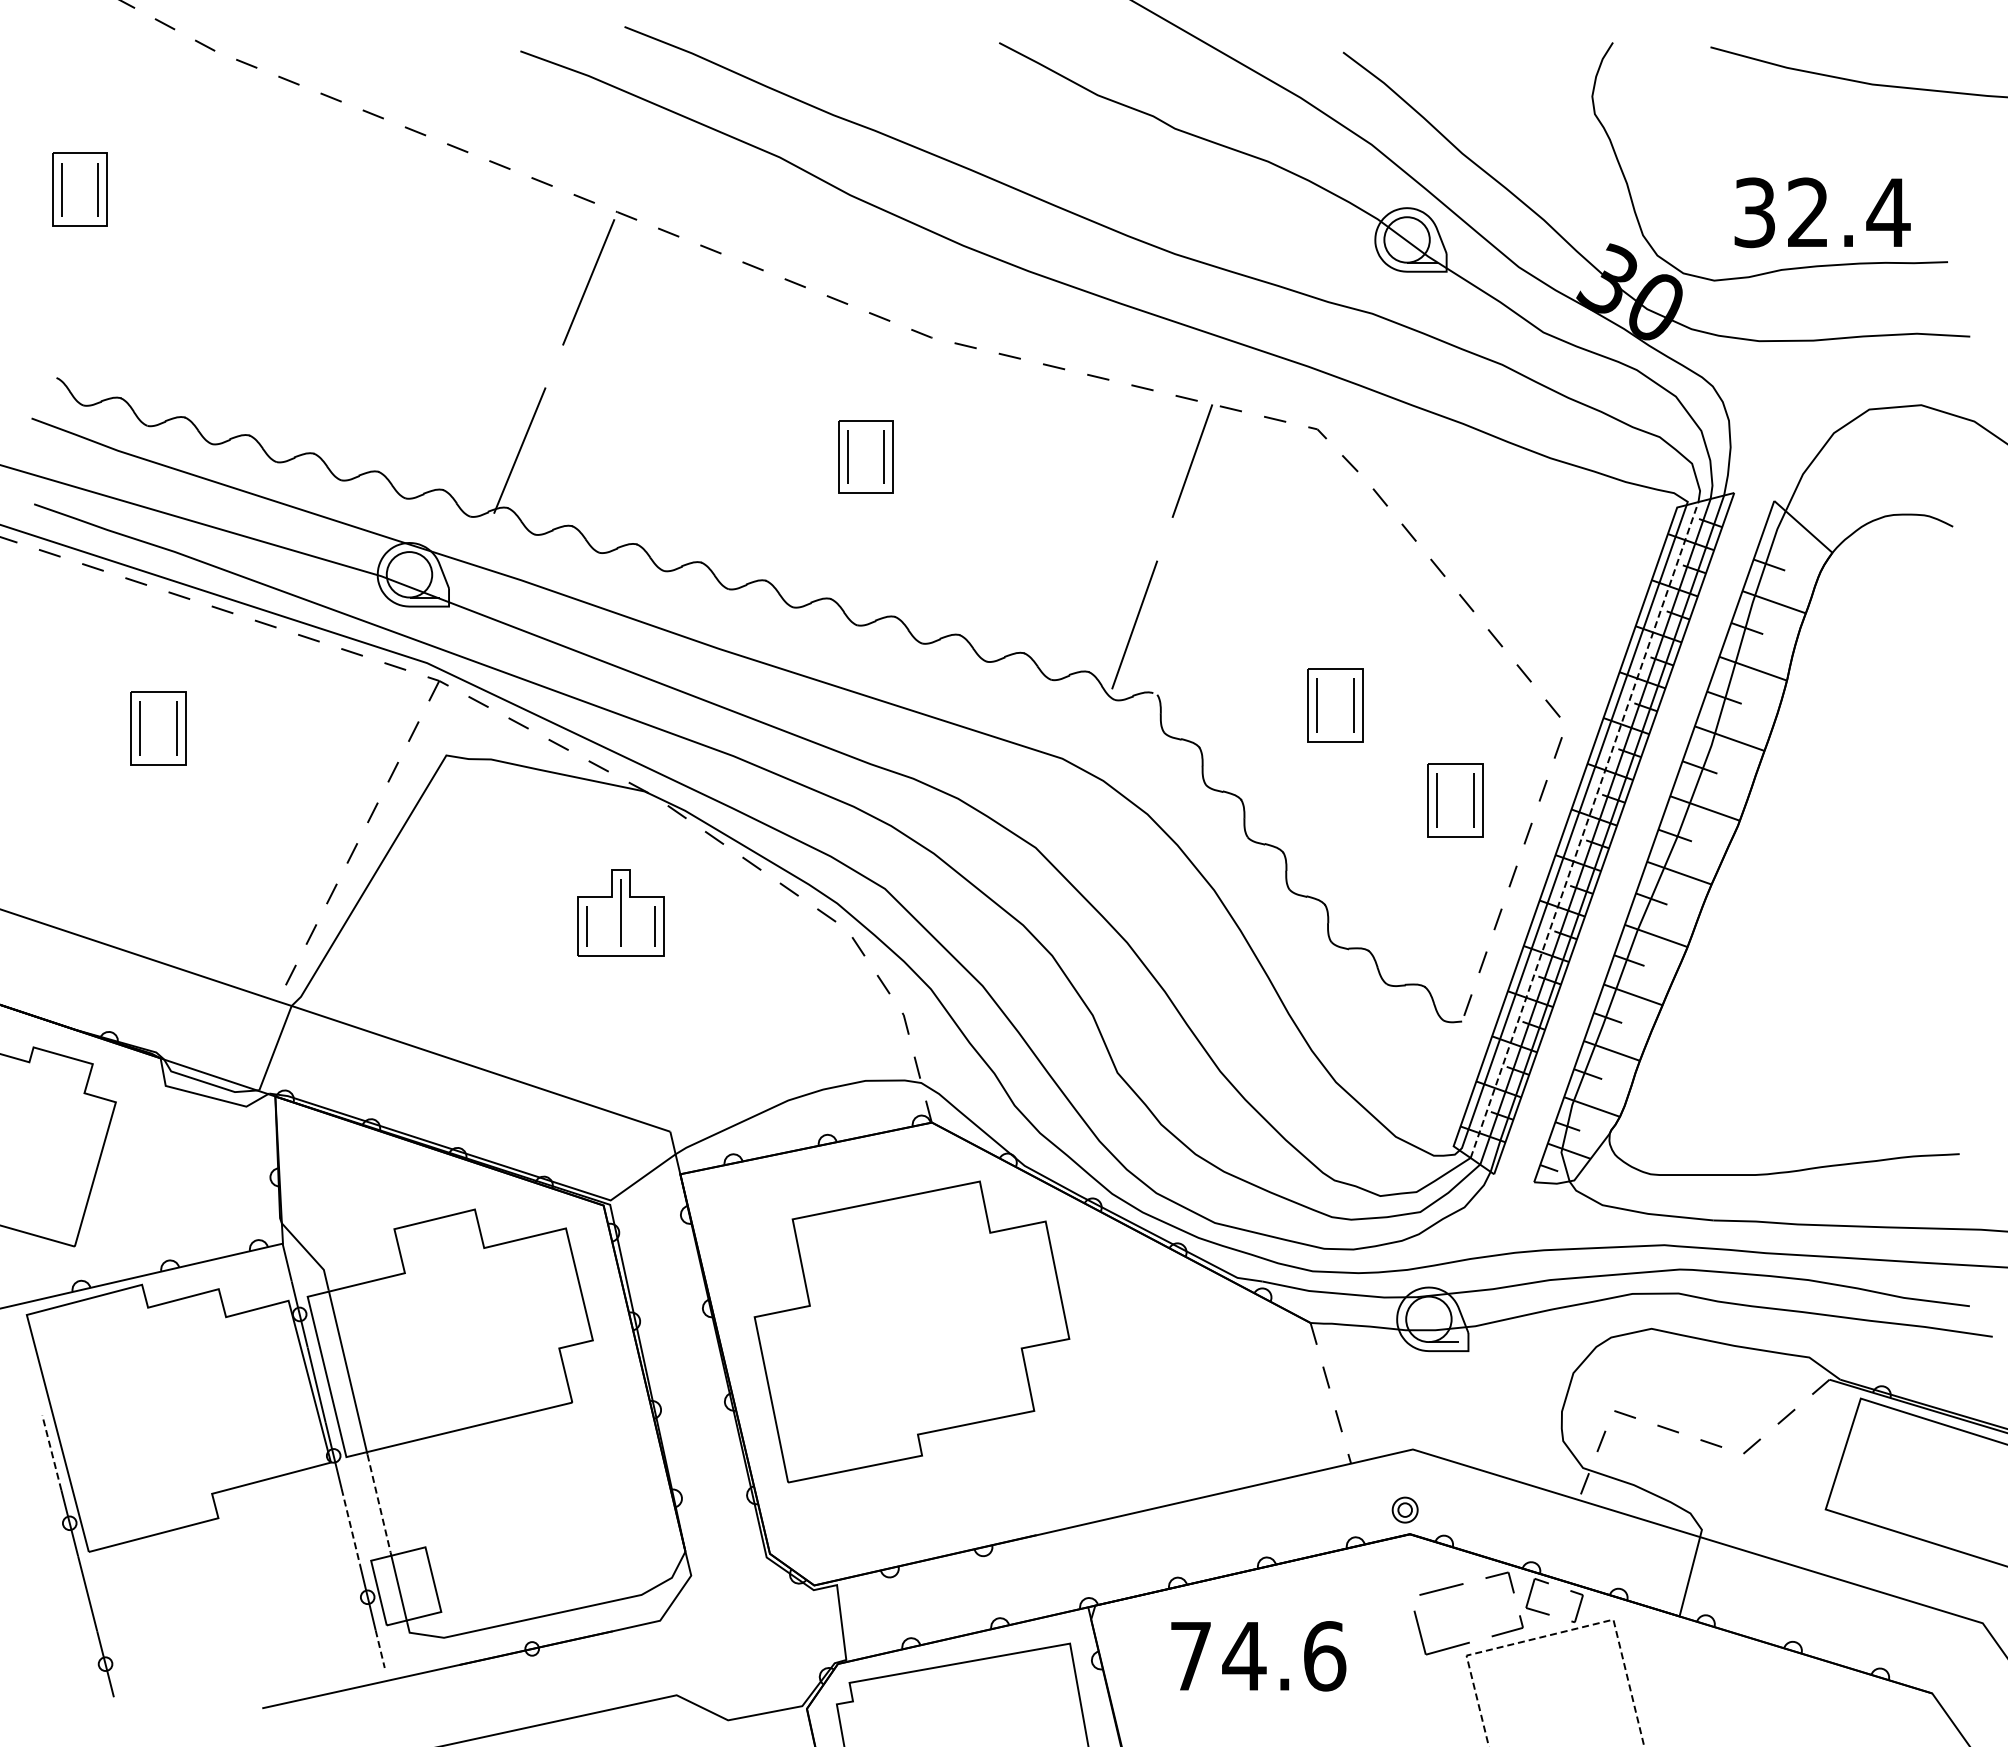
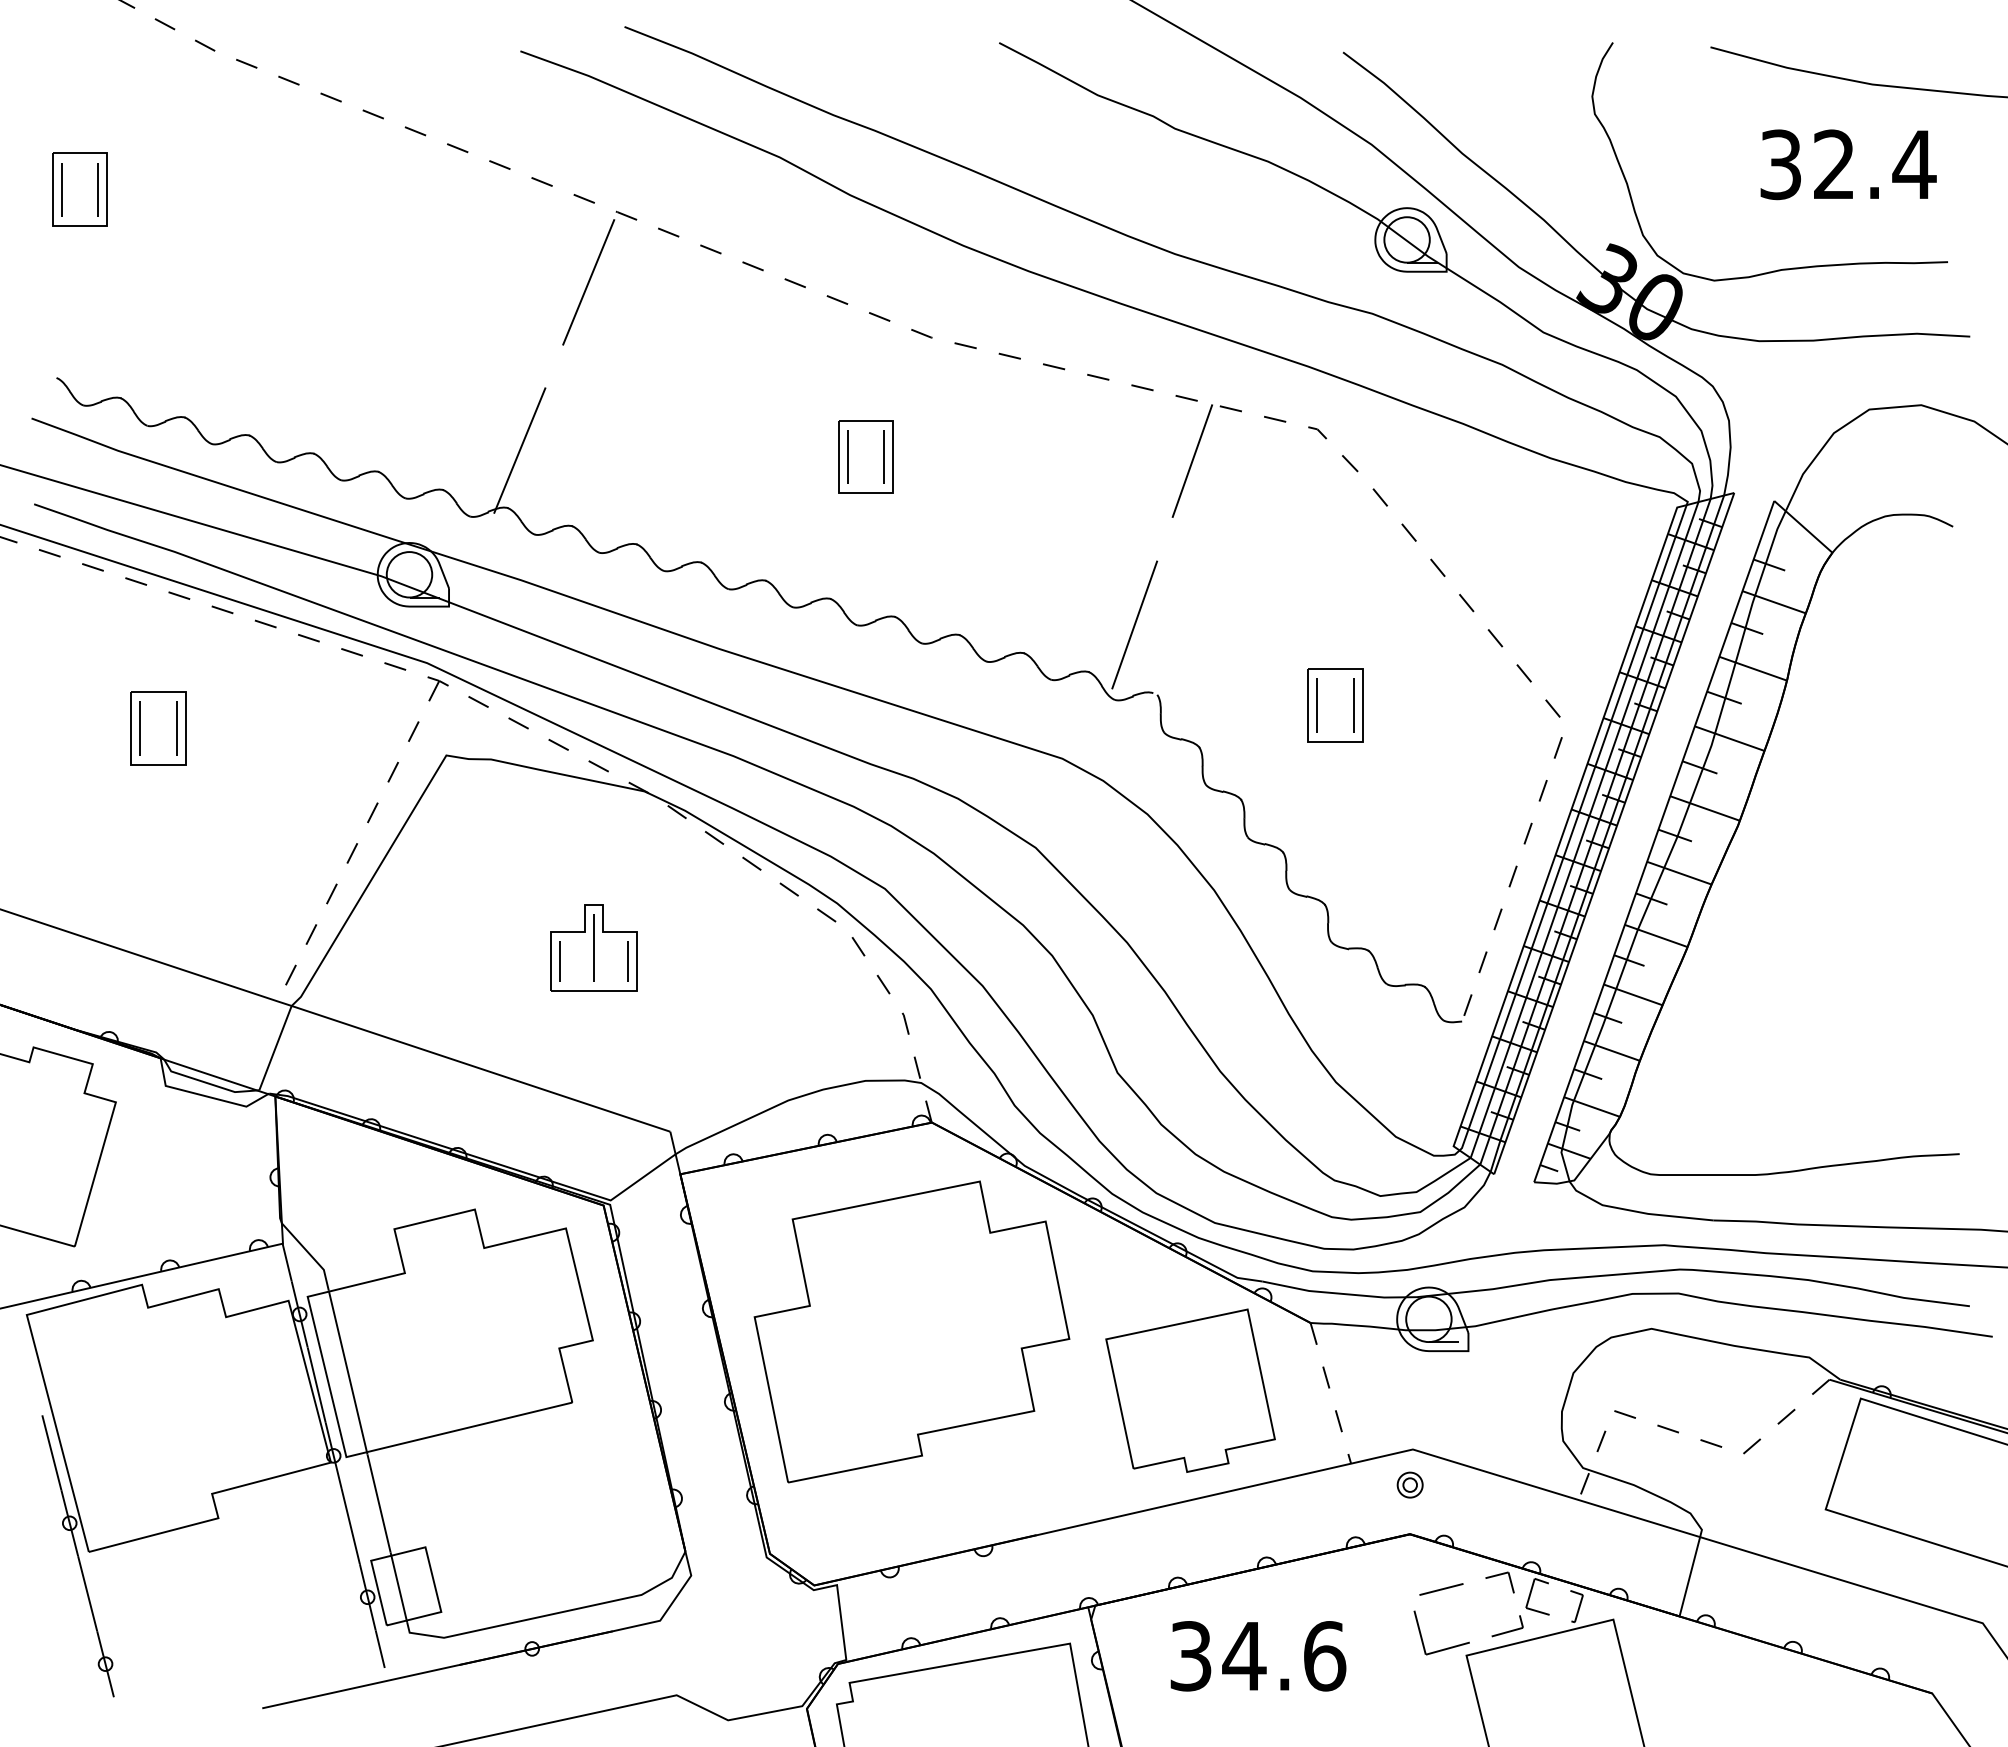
text position: (1822, 212) -> (1848, 164) (1848, 164)
part: present -> none (1455, 800)
line: dashed -> solid (1584, 829)
part position: (620, 912) -> (593, 947) (593, 947)
part: none -> present (1190, 1390)
line: dashed -> solid (51, 1452)
line: dashed -> solid (379, 1503)
part position: (1404, 1509) -> (1409, 1484) (1409, 1484)
line: dashed -> solid (350, 1526)
line: dashed -> solid (1558, 1633)
line: dashed -> solid (380, 1649)
text: 74.6 -> 34.6 (1190, 1656)
